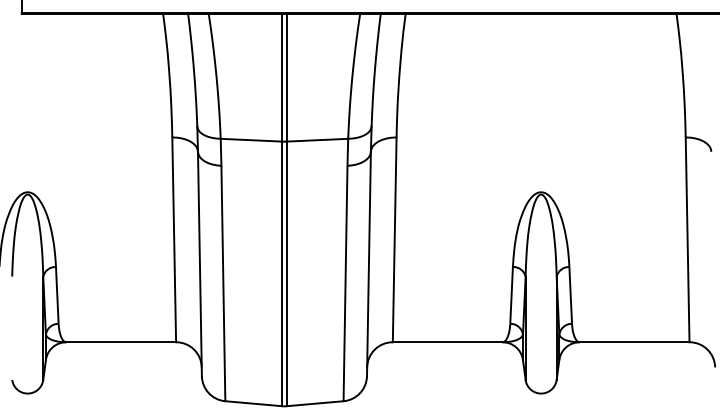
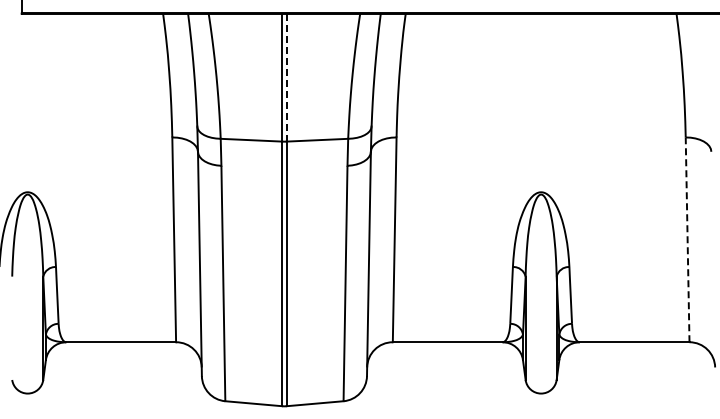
line: solid -> dashed (286, 77)
line: solid -> dashed (687, 239)
